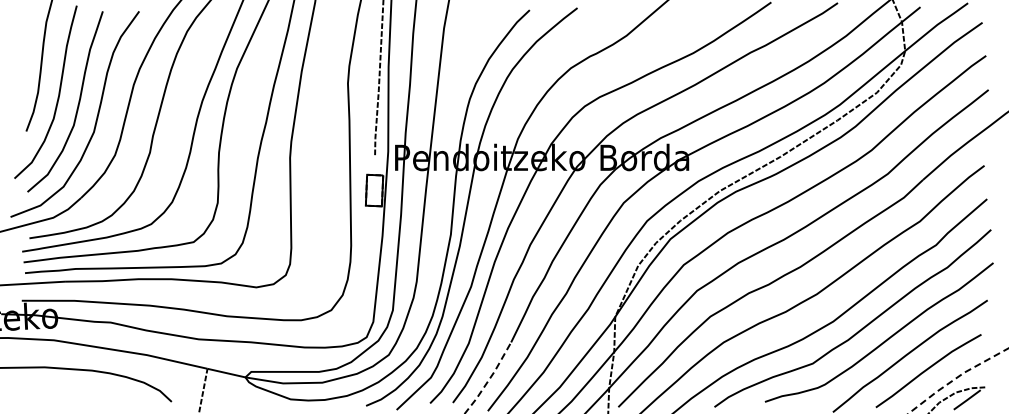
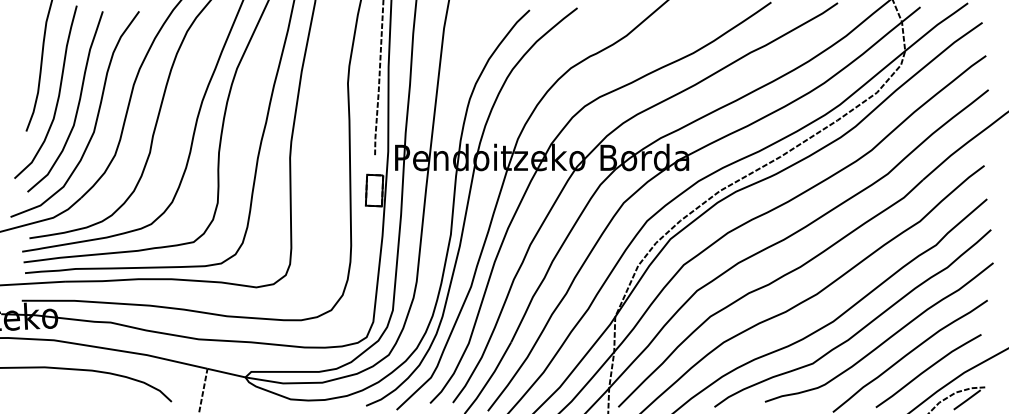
line: dashed -> solid (489, 378)
line: dashed -> solid (956, 378)
